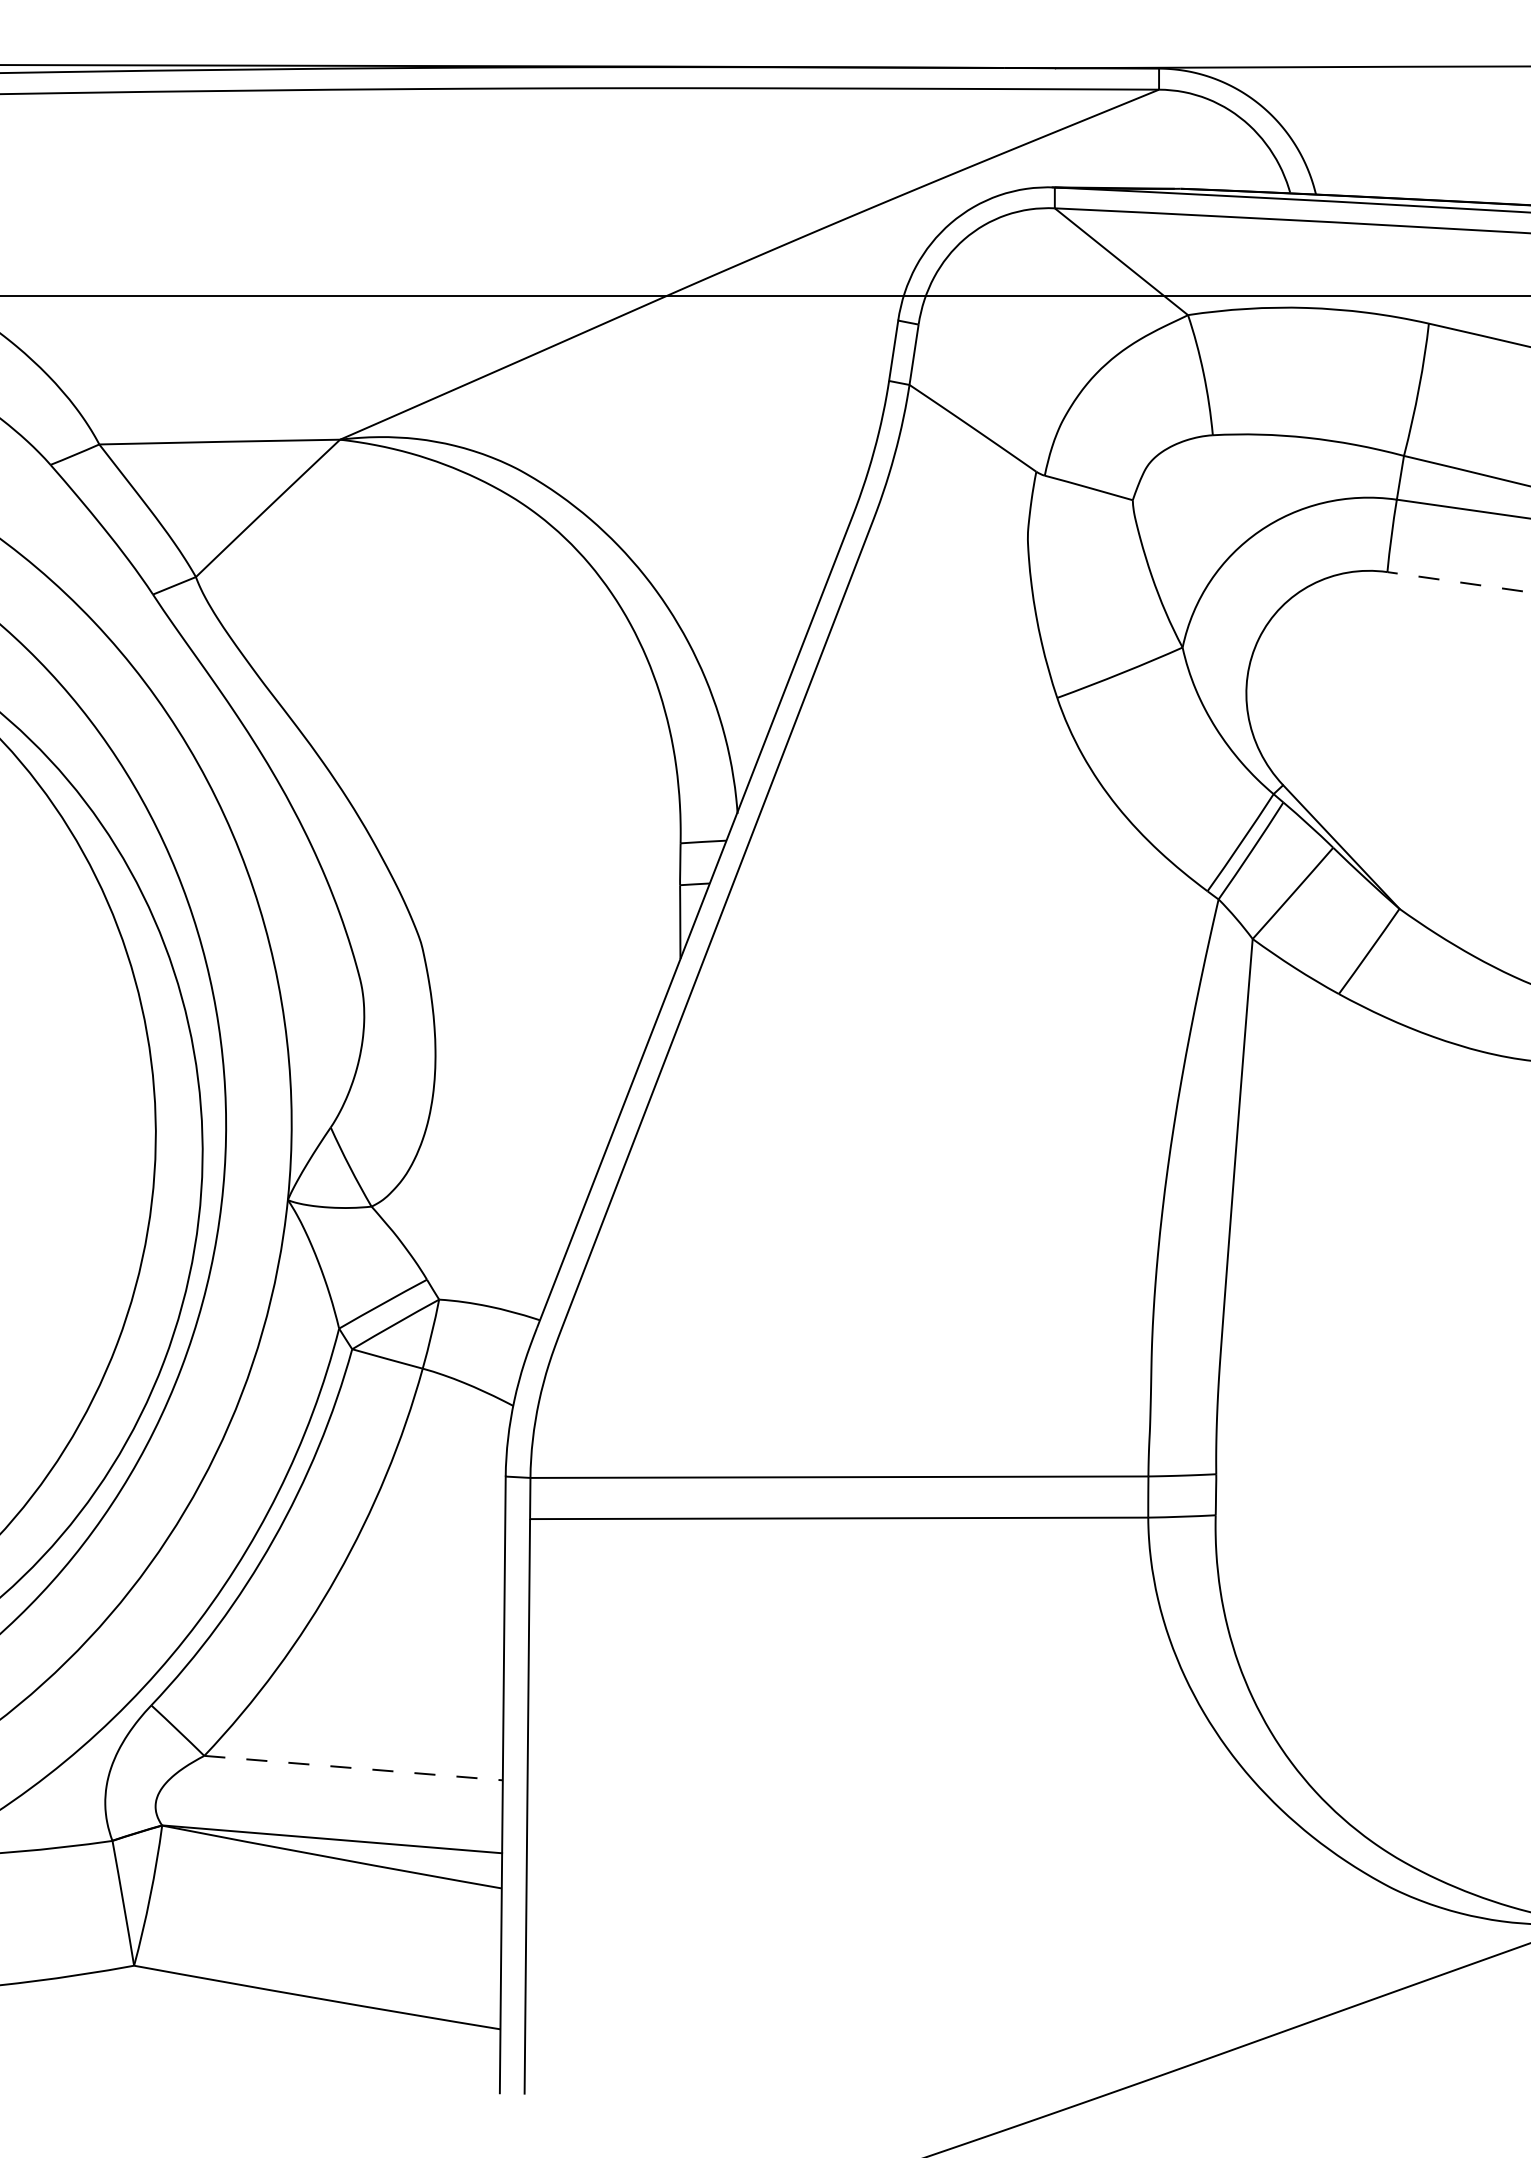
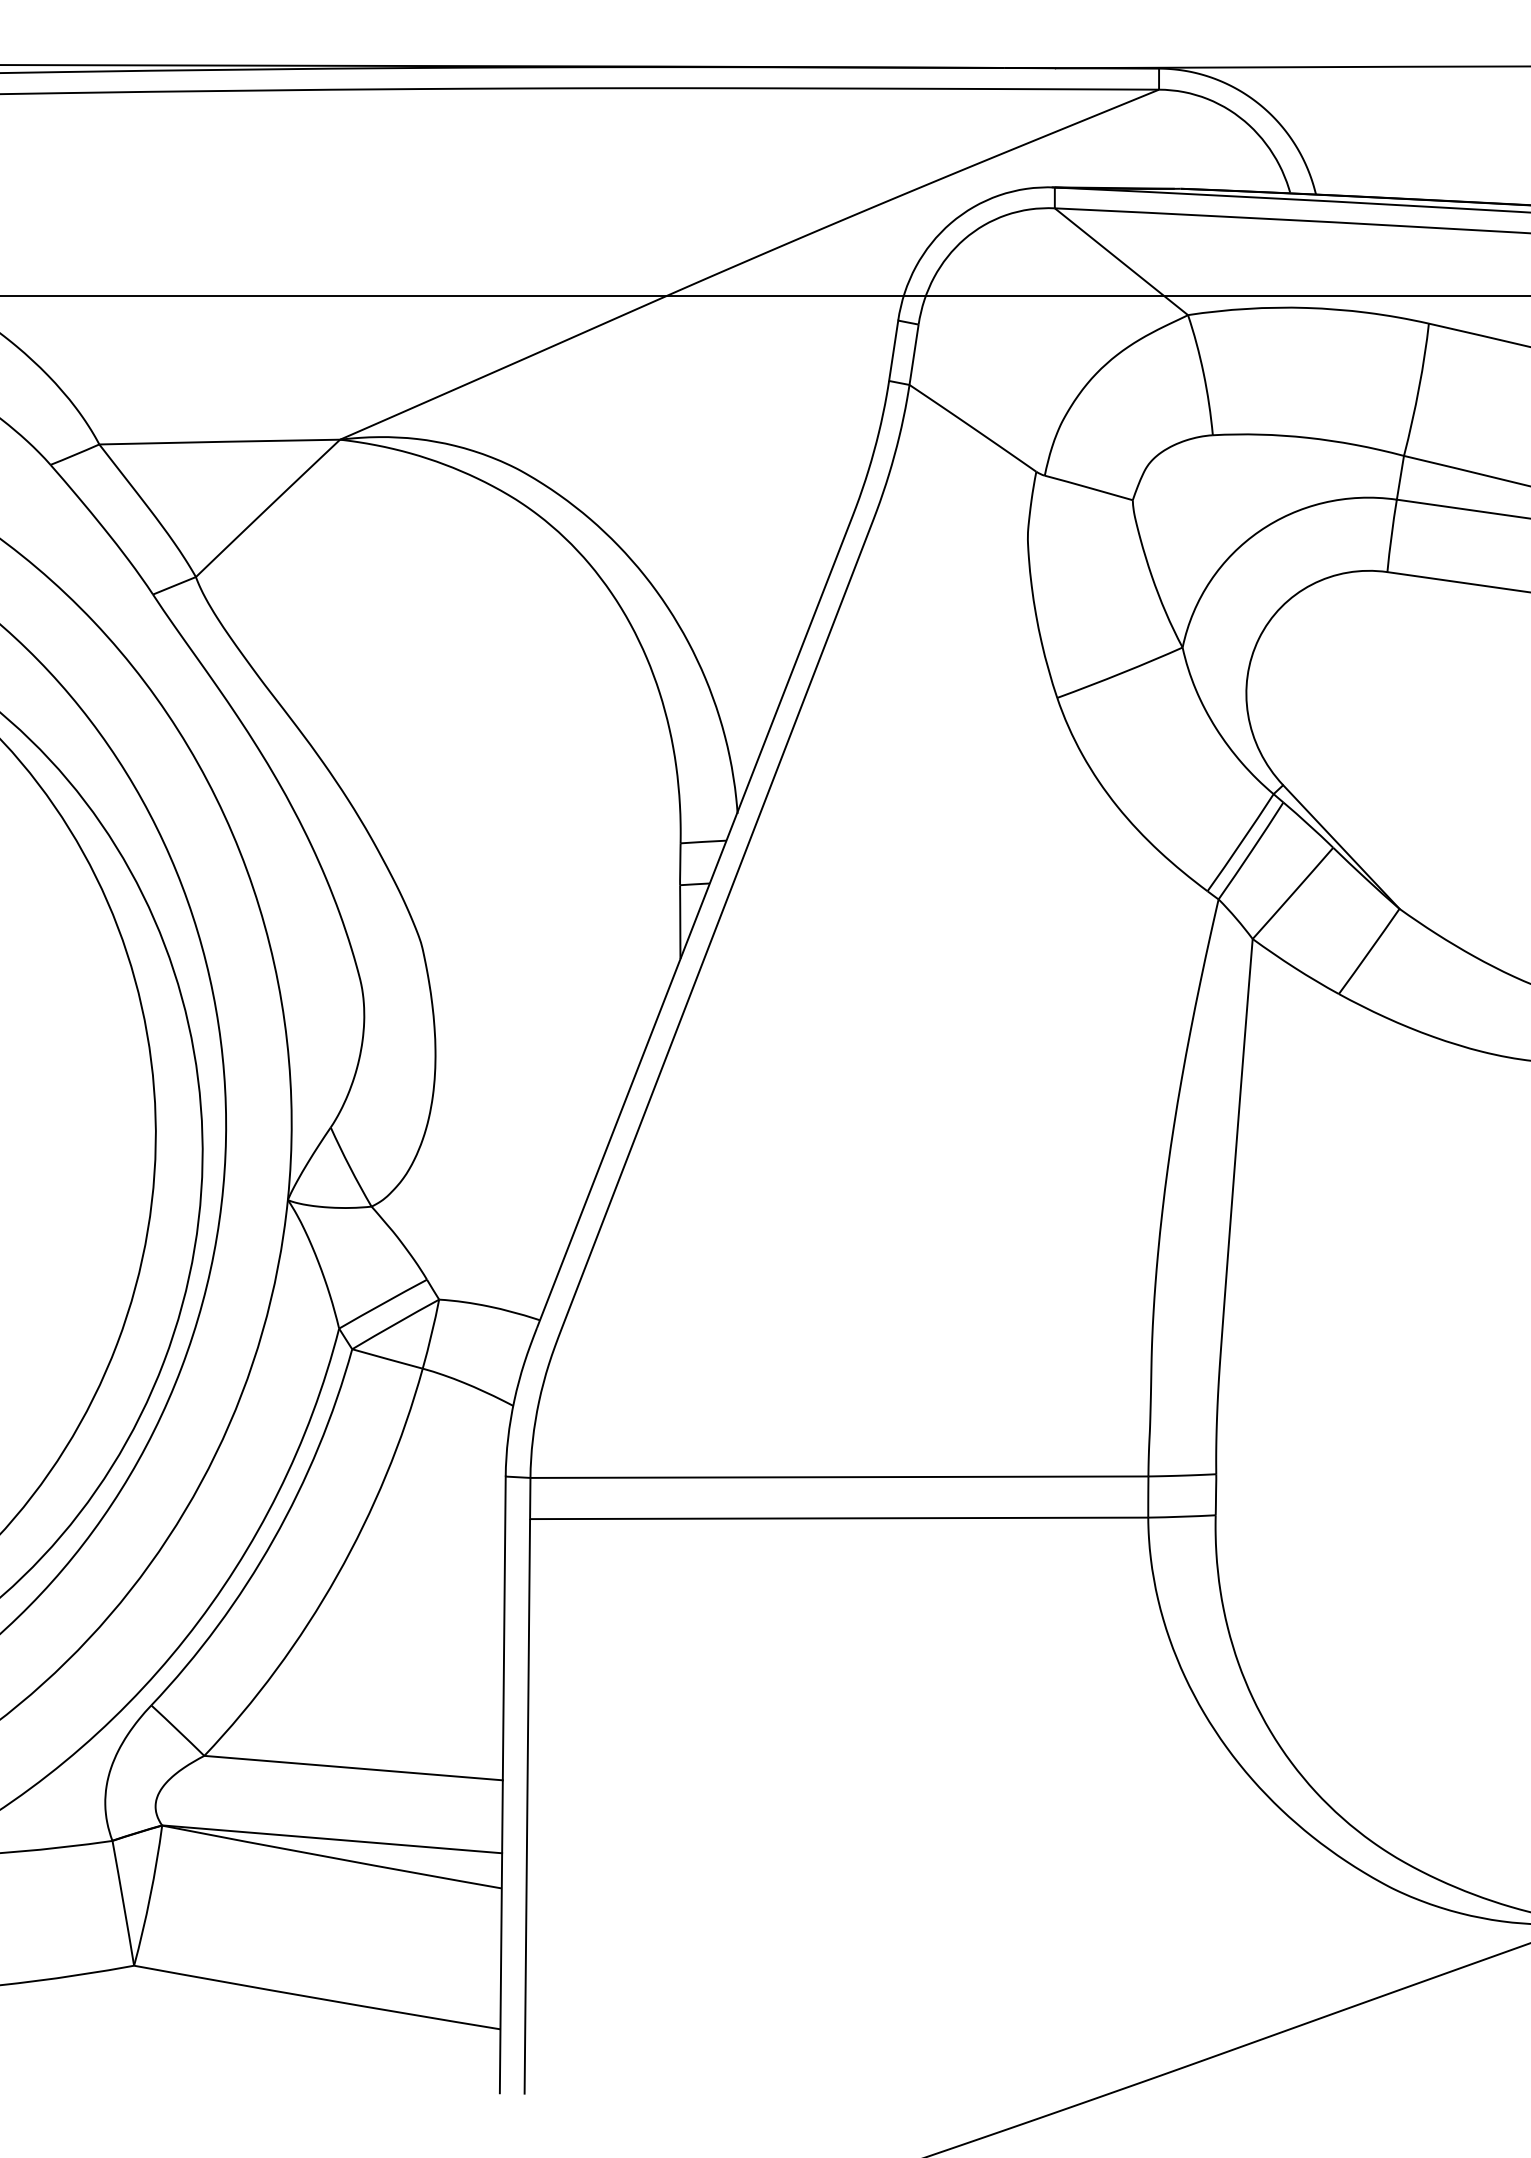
line: dashed -> solid (1458, 582)
line: dashed -> solid (353, 1768)
